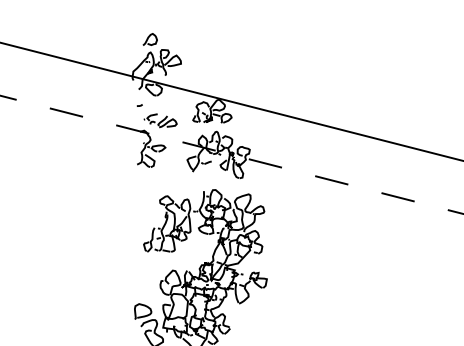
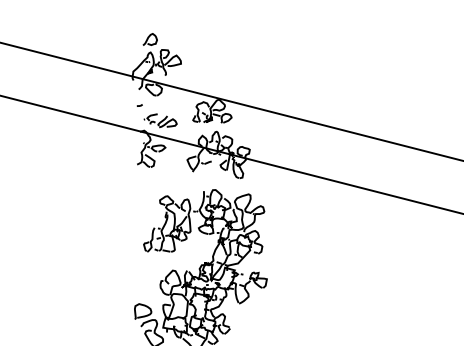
line: dashed -> solid (232, 154)
